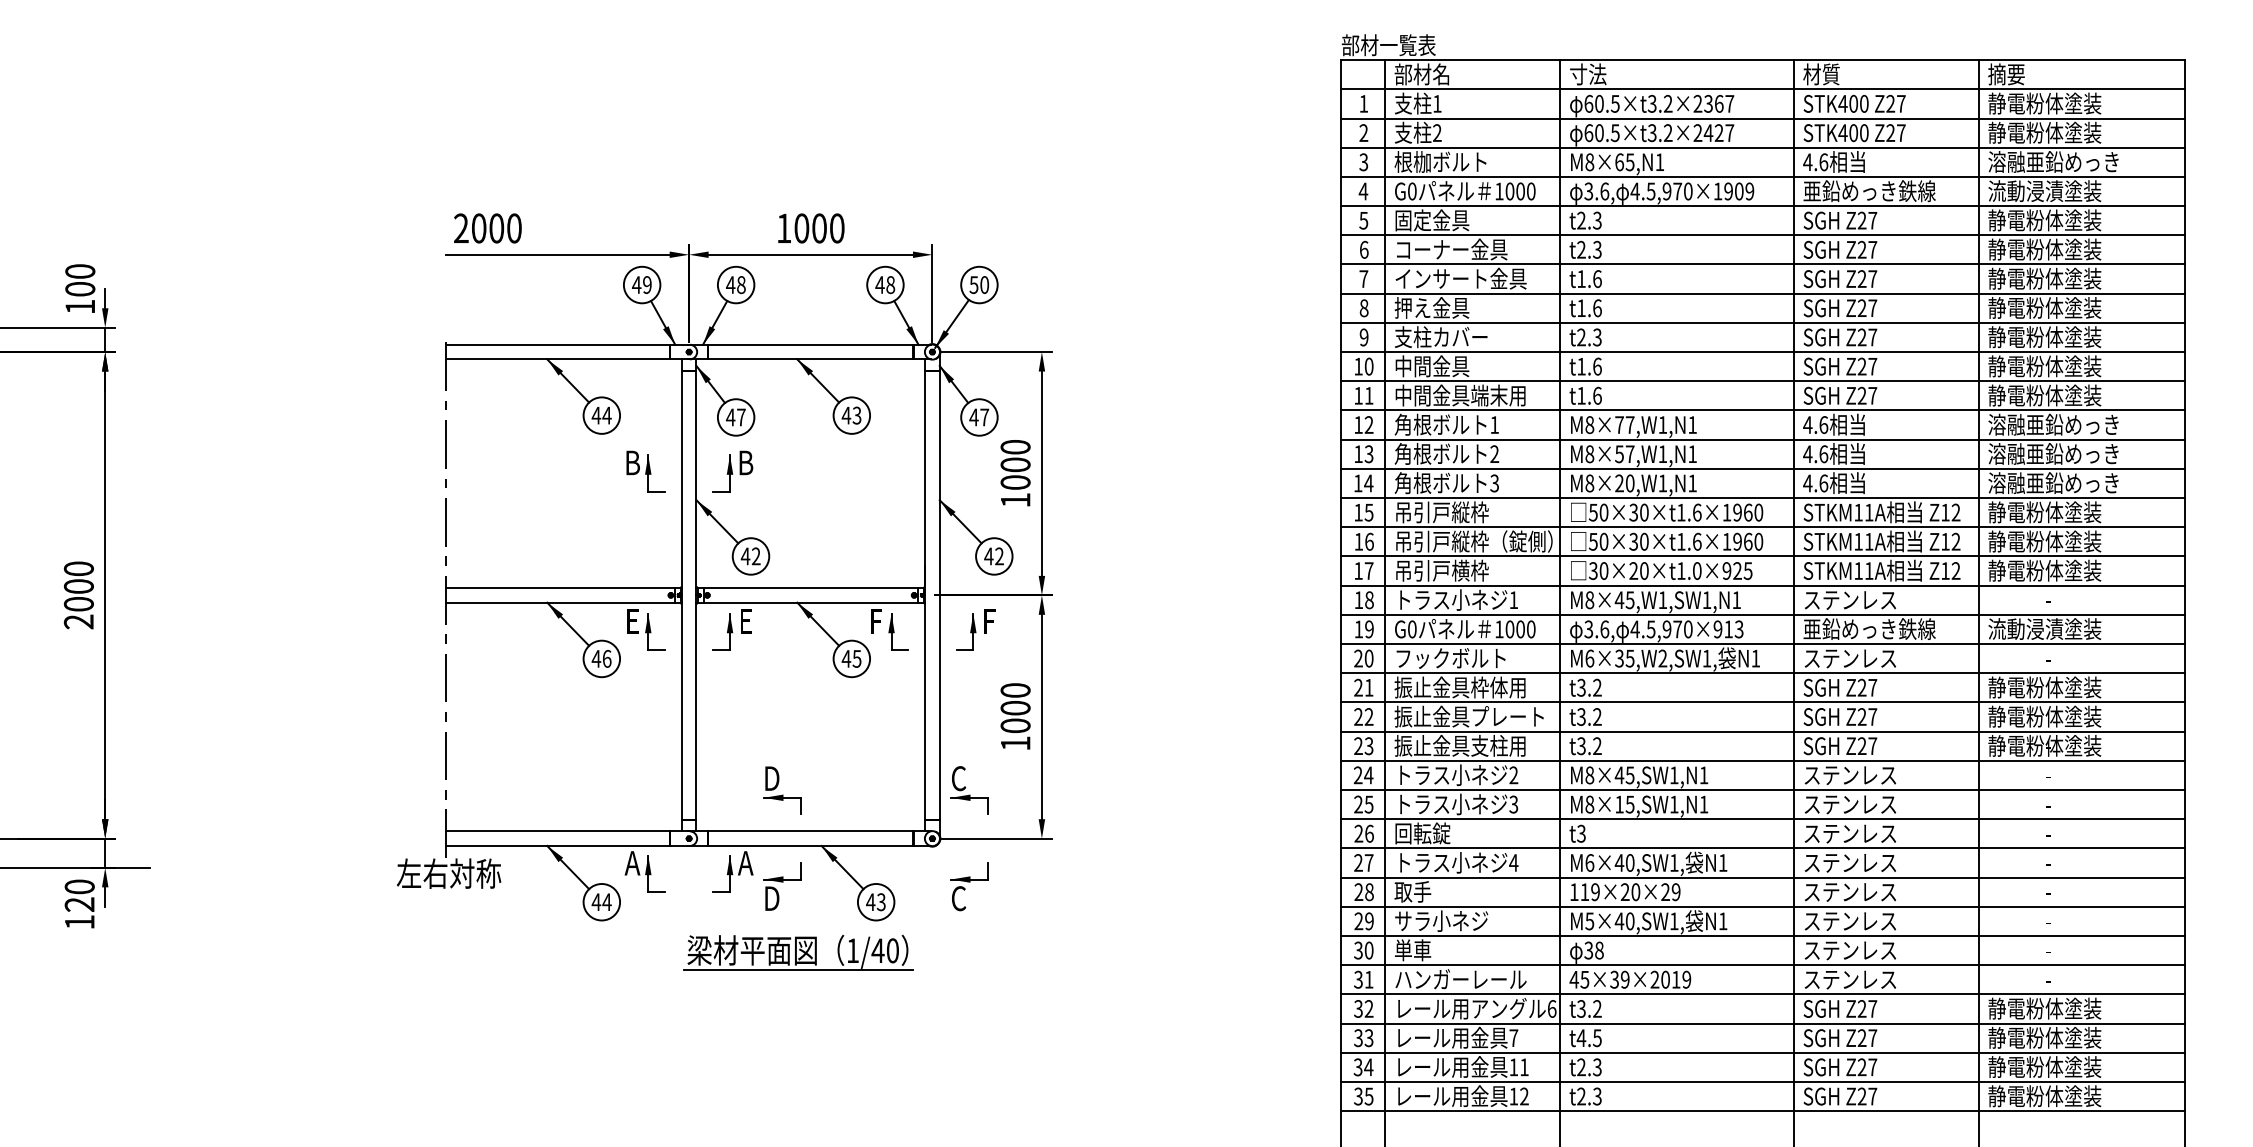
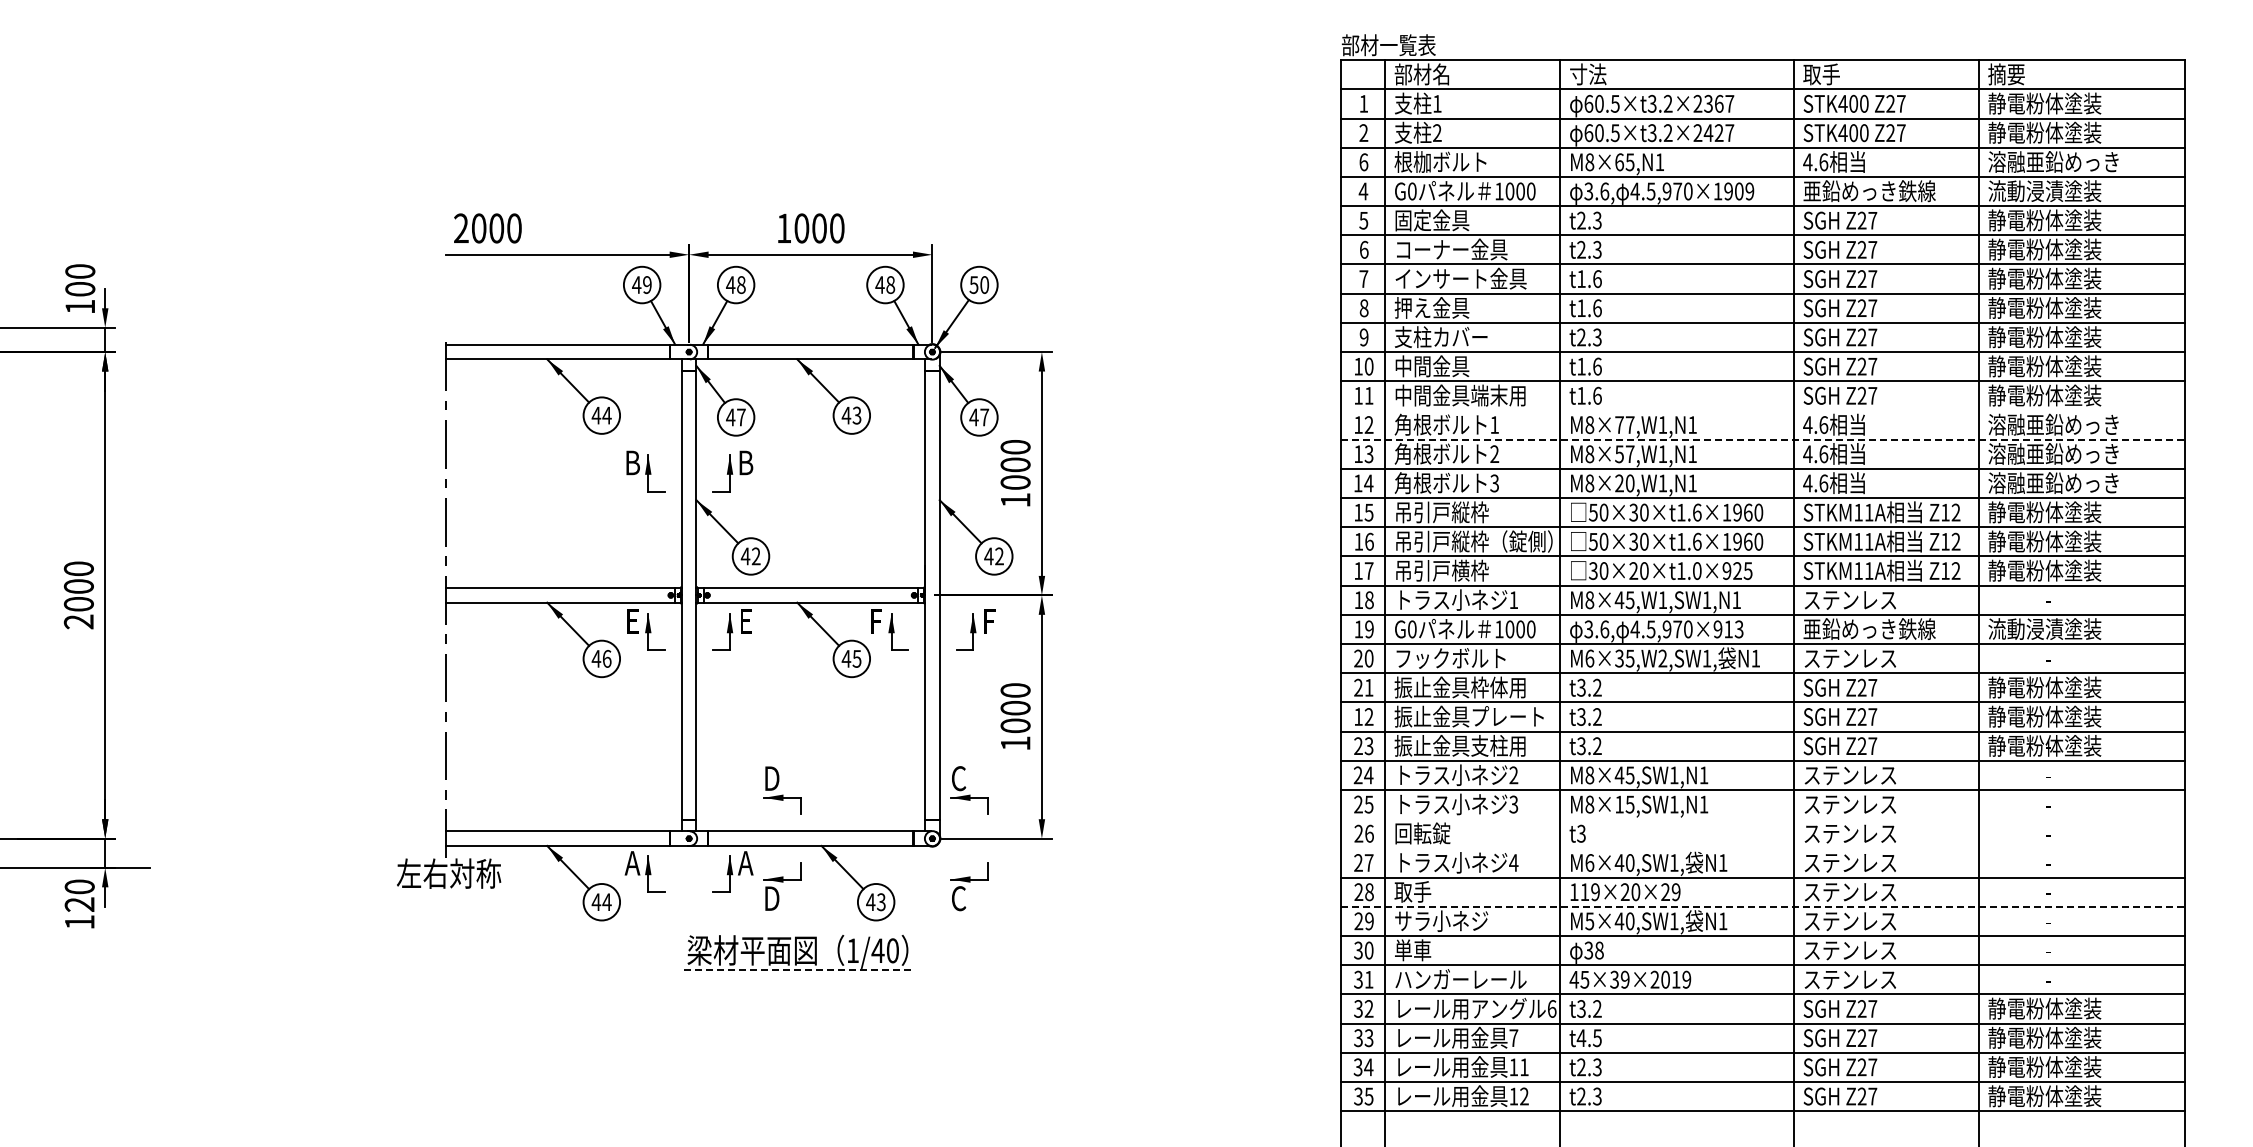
text: 材質 -> 取手 (1821, 74)
text: 3 -> 6 (1363, 162)
line: present -> none (1763, 410)
line: solid -> dashed (1763, 439)
text: 22 -> 12 (1358, 716)
line: present -> none (1763, 819)
line: present -> none (1763, 848)
line: solid -> dashed (1763, 906)
line: solid -> dashed (798, 969)
